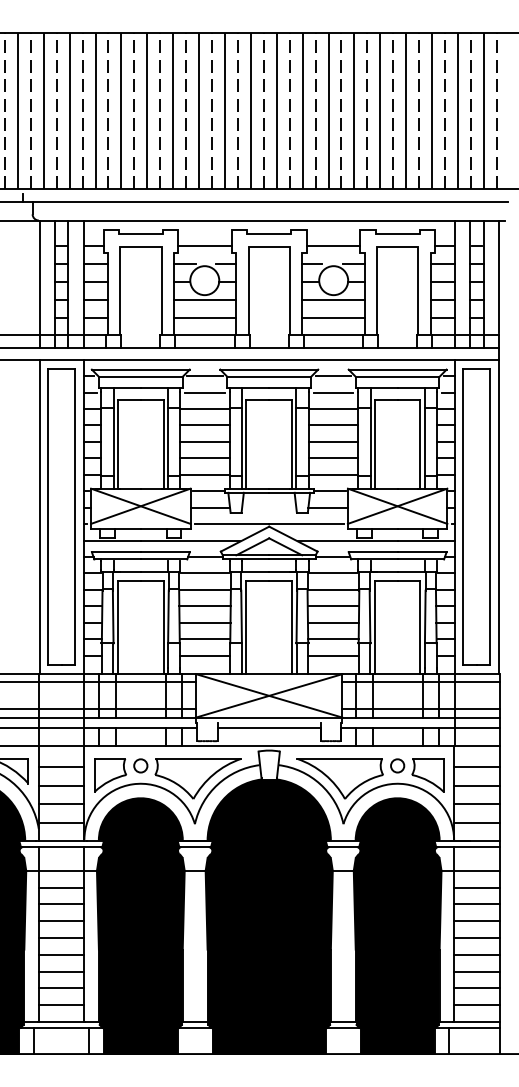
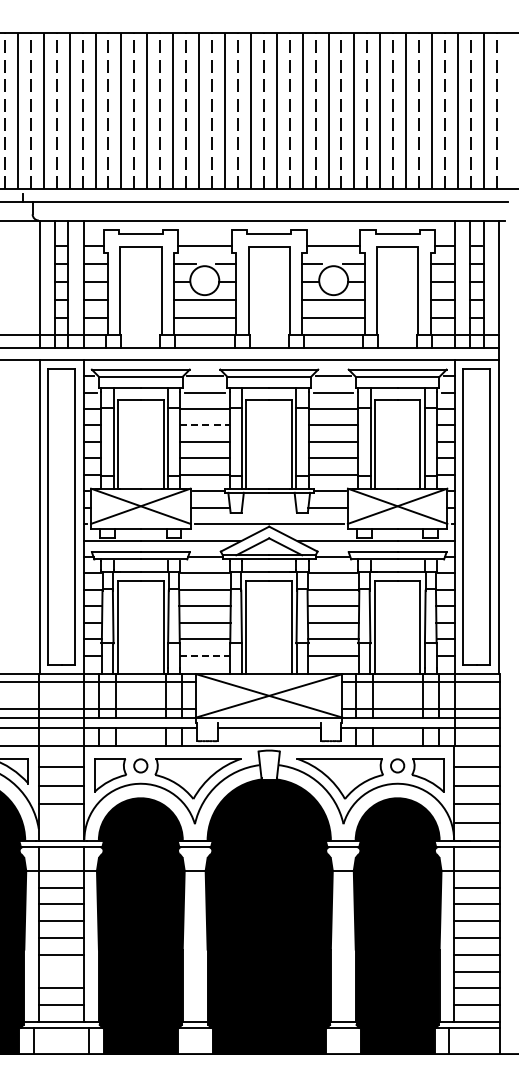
line: solid -> dashed (205, 425)
line: solid -> dashed (205, 655)
line: present -> none (61, 823)
line: present -> none (61, 971)
